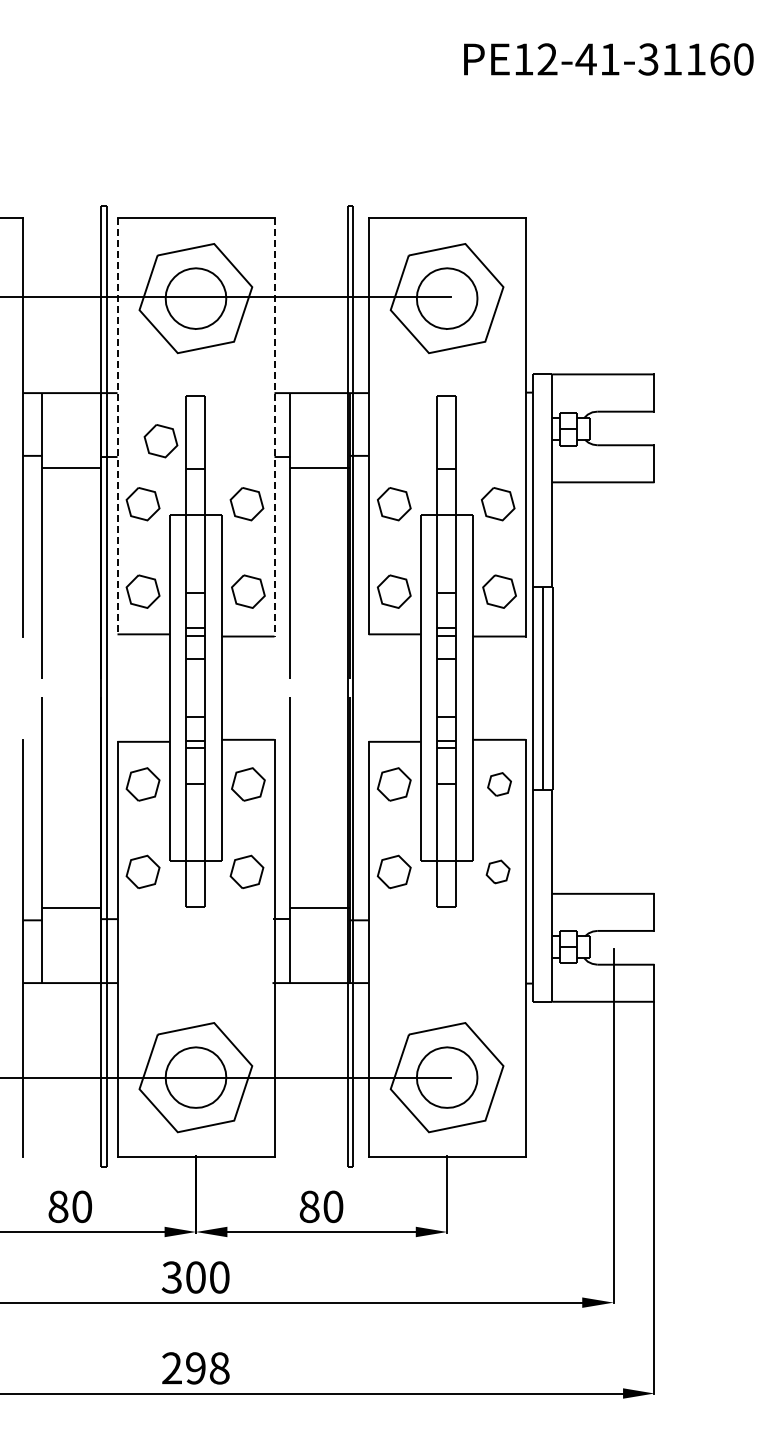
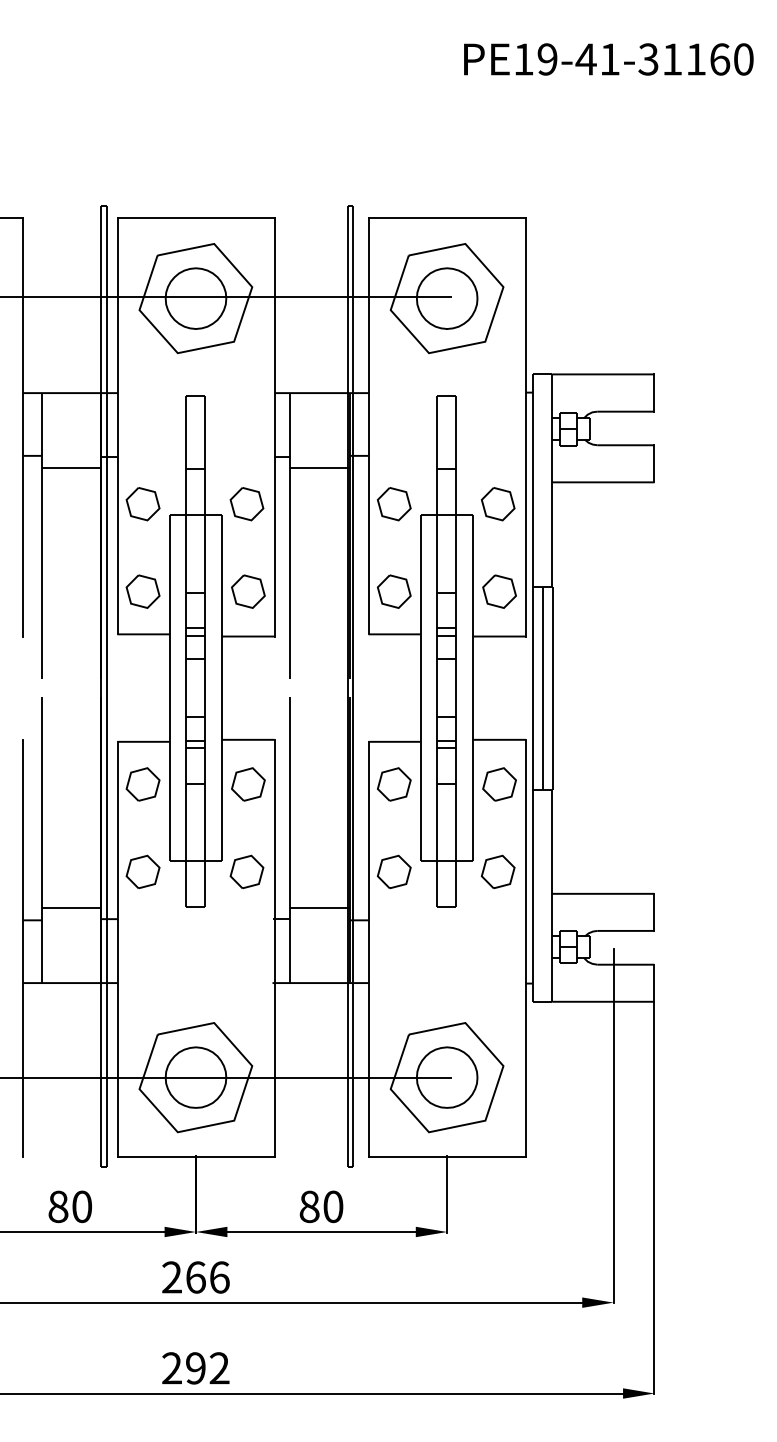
text: 12-41-31160 -> 19-41-31160 (547, 59)
line: dashed -> solid (117, 426)
line: dashed -> solid (274, 427)
part: present -> none (160, 441)
part size: 25x25 px -> 35x35 px (499, 784)
part size: 26x26 px -> 36x36 px (497, 871)
text: 300 -> 266 (195, 1277)
text: 298 -> 292 (219, 1368)
